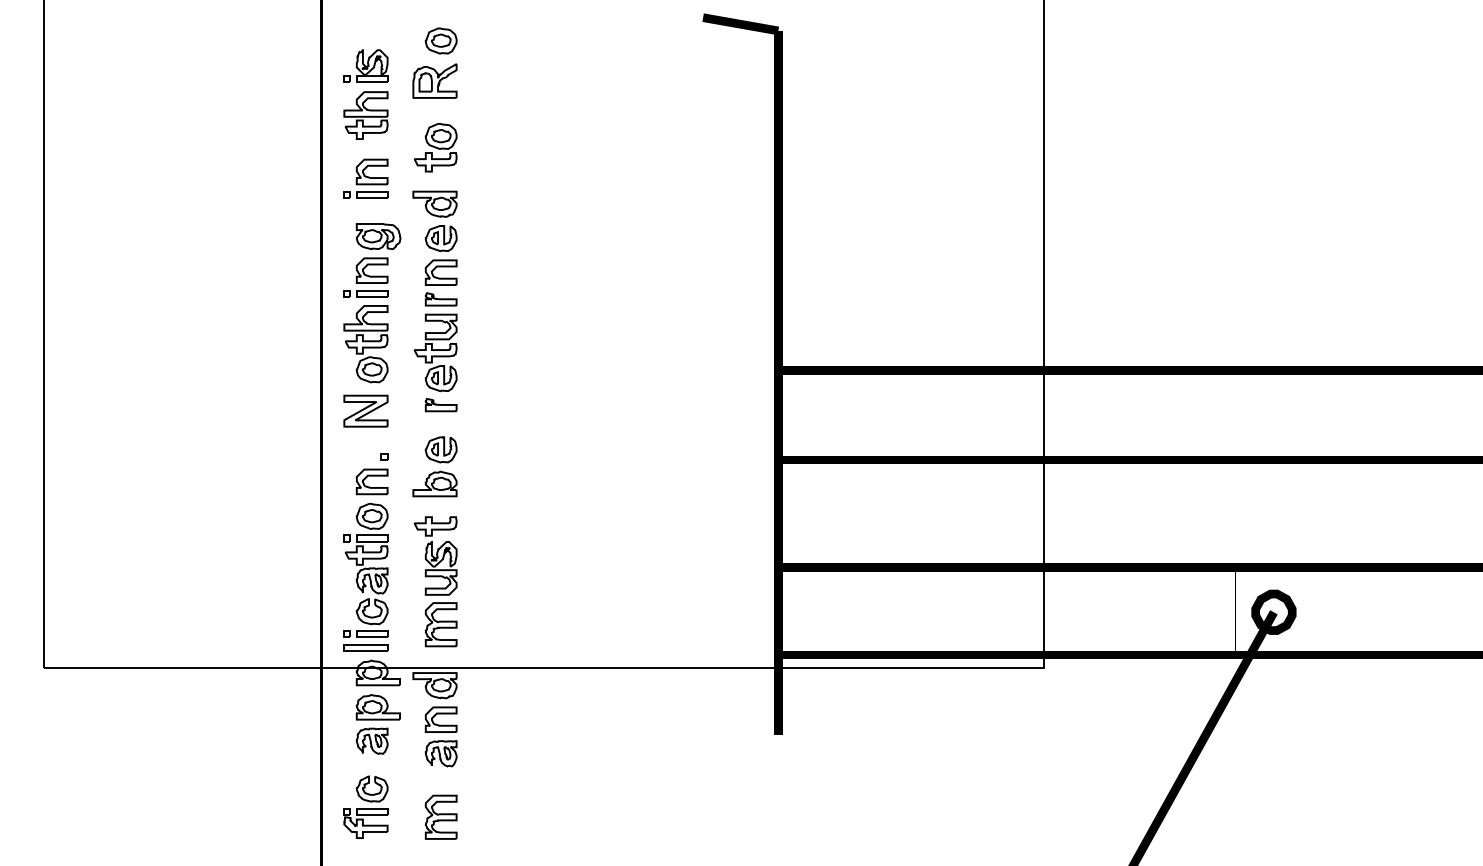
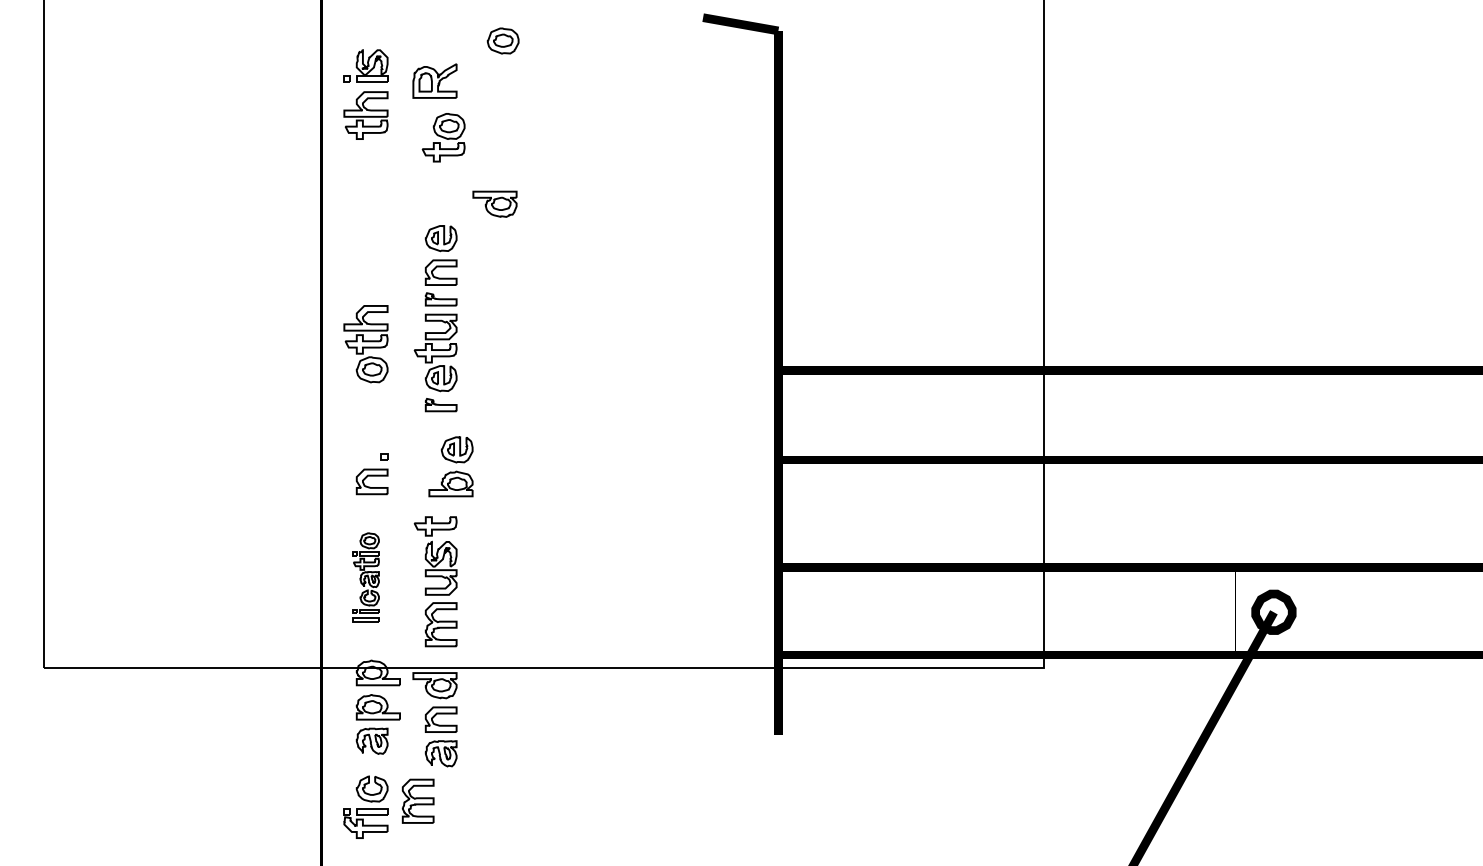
part position: (440, 40) -> (502, 40) (502, 40)
part position: (435, 147) -> (443, 137) (443, 137)
part: present -> none (365, 178)
part position: (434, 203) -> (494, 203) (494, 203)
part: present -> none (372, 260)
part: present -> none (365, 410)
part position: (434, 466) -> (450, 466) (450, 466)
part size: 46x149 px -> 28x91 px (365, 577)
part position: (440, 816) -> (417, 800) (417, 800)
